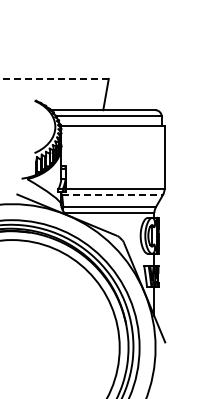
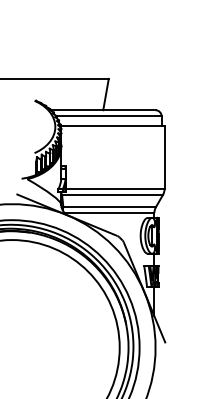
line: dashed -> solid (53, 78)
line: dashed -> solid (113, 194)
